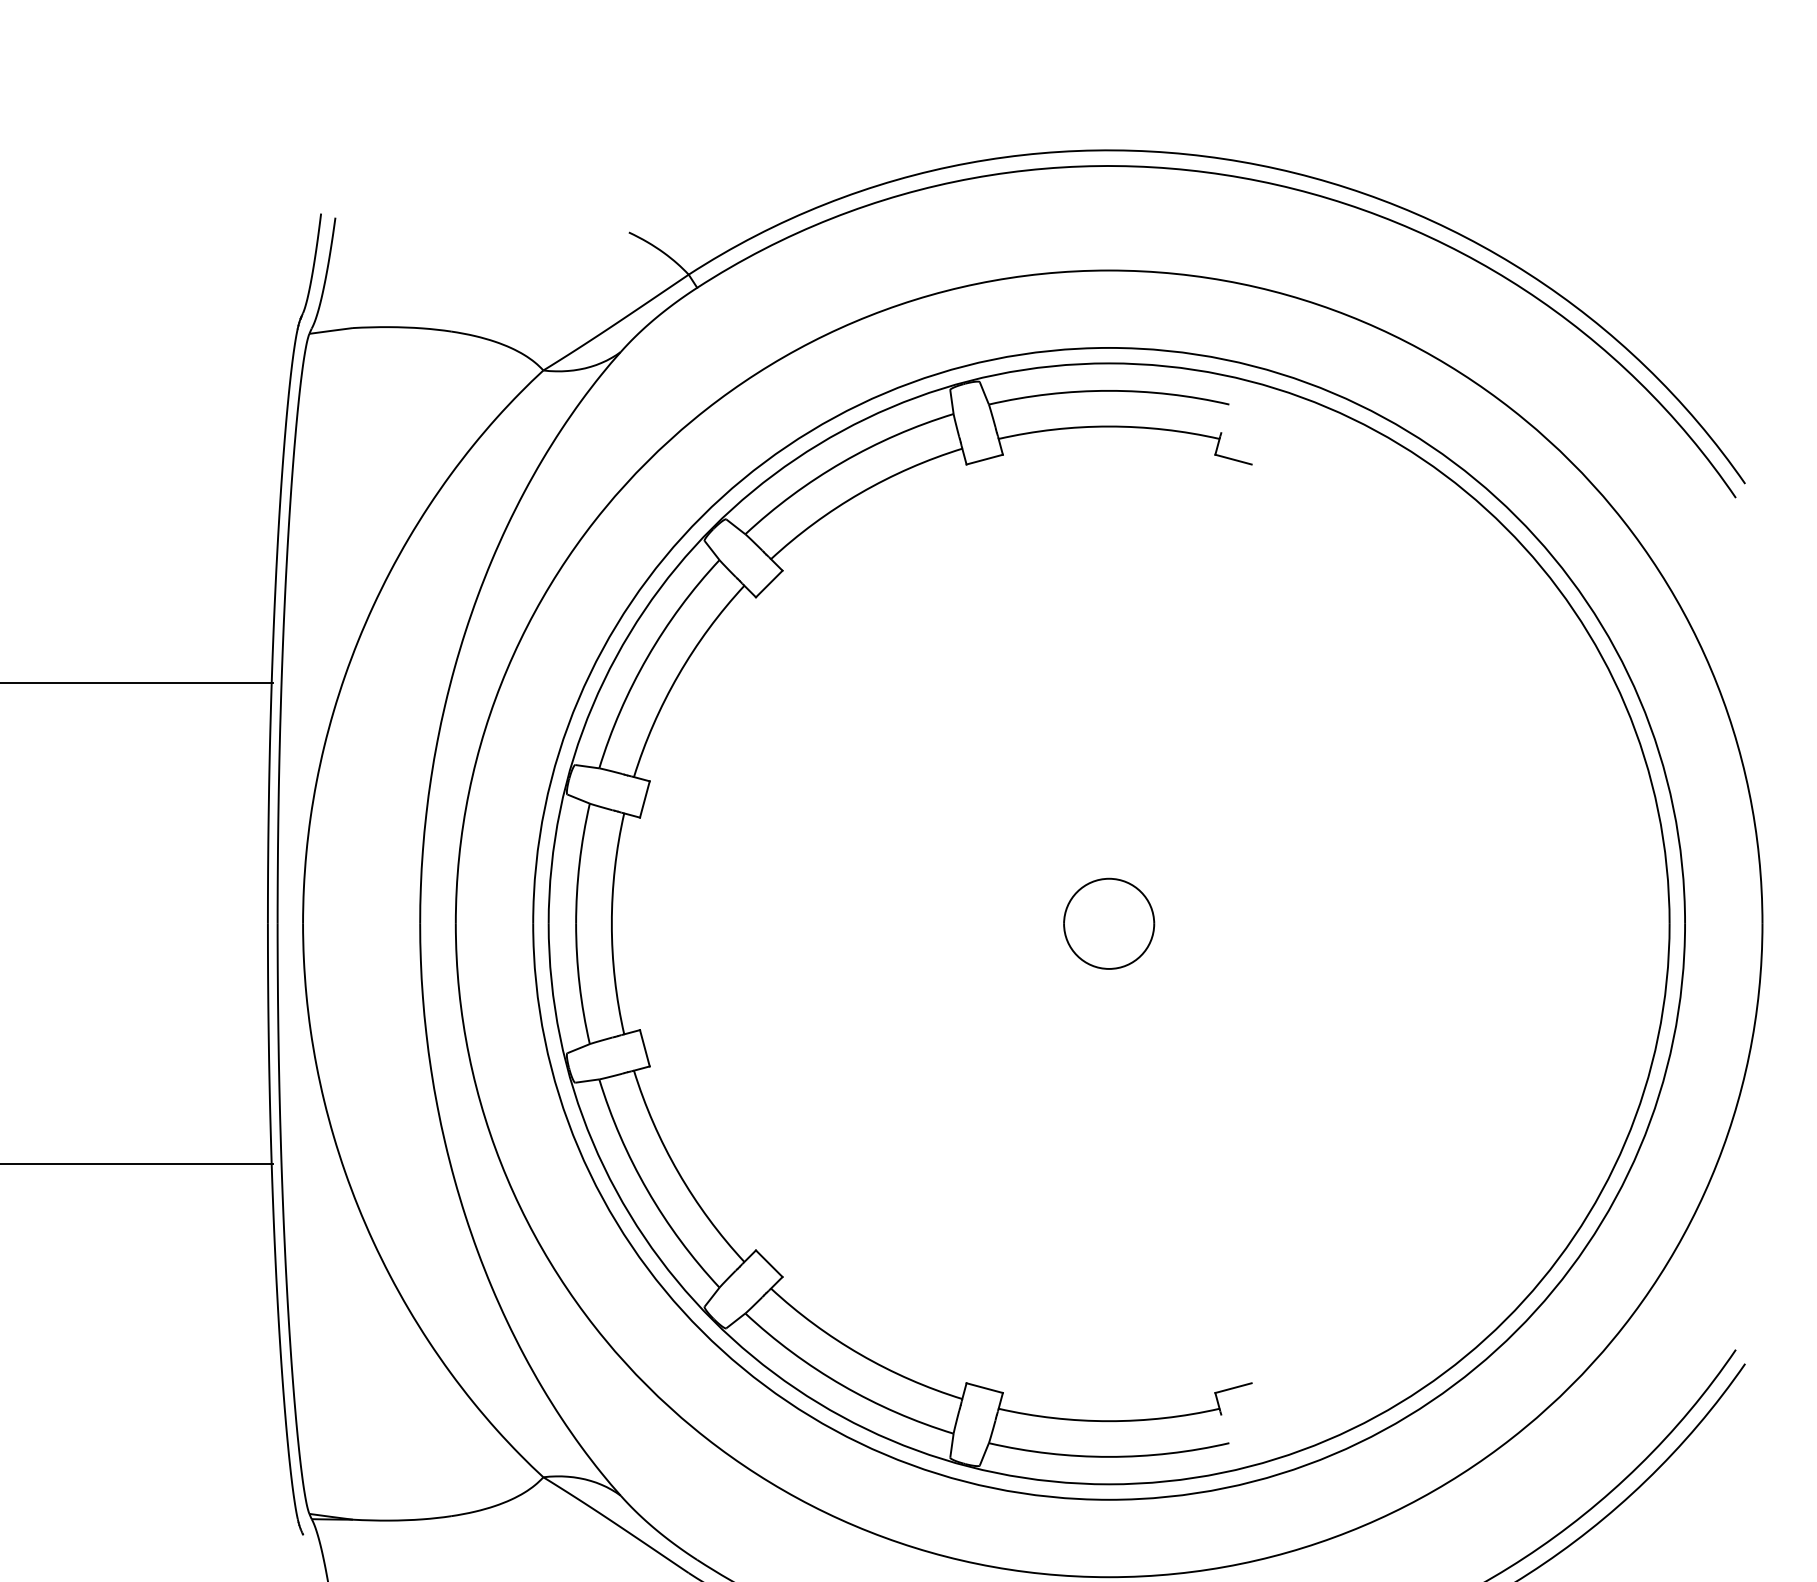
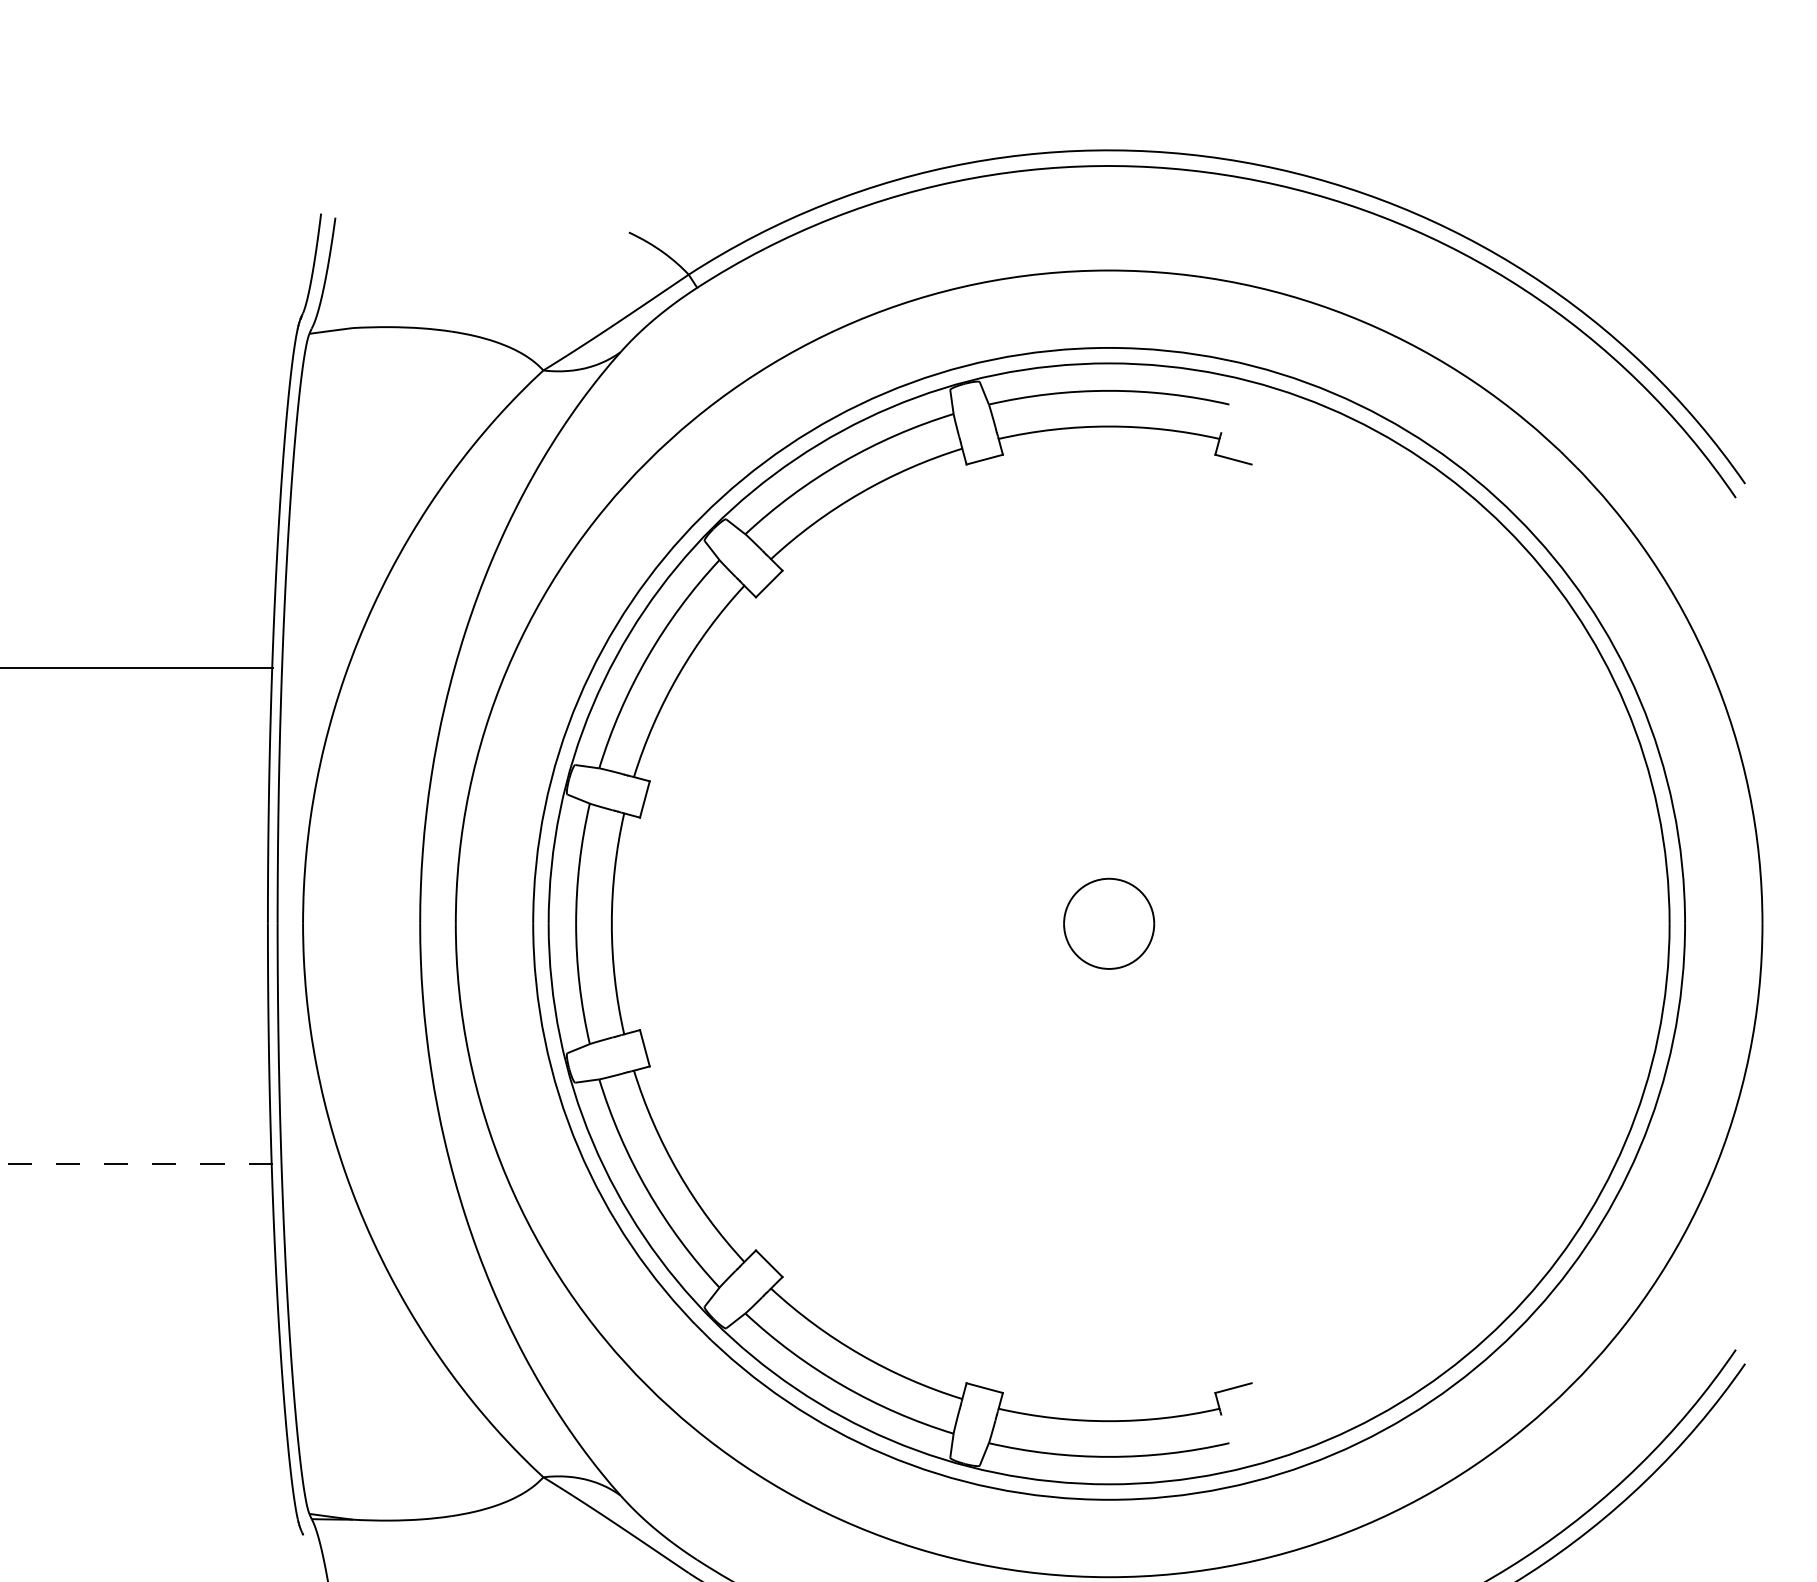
line position: (137, 683) -> (137, 668) (137, 668)
line: solid -> dashed (136, 1164)
